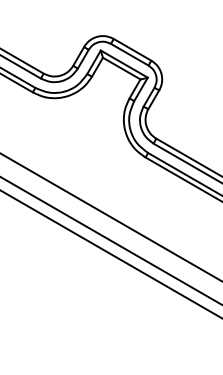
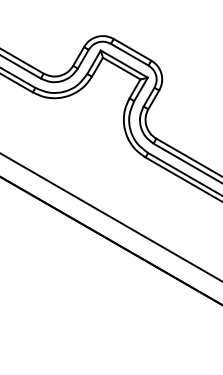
line position: (110, 254) -> (110, 240) (110, 240)
